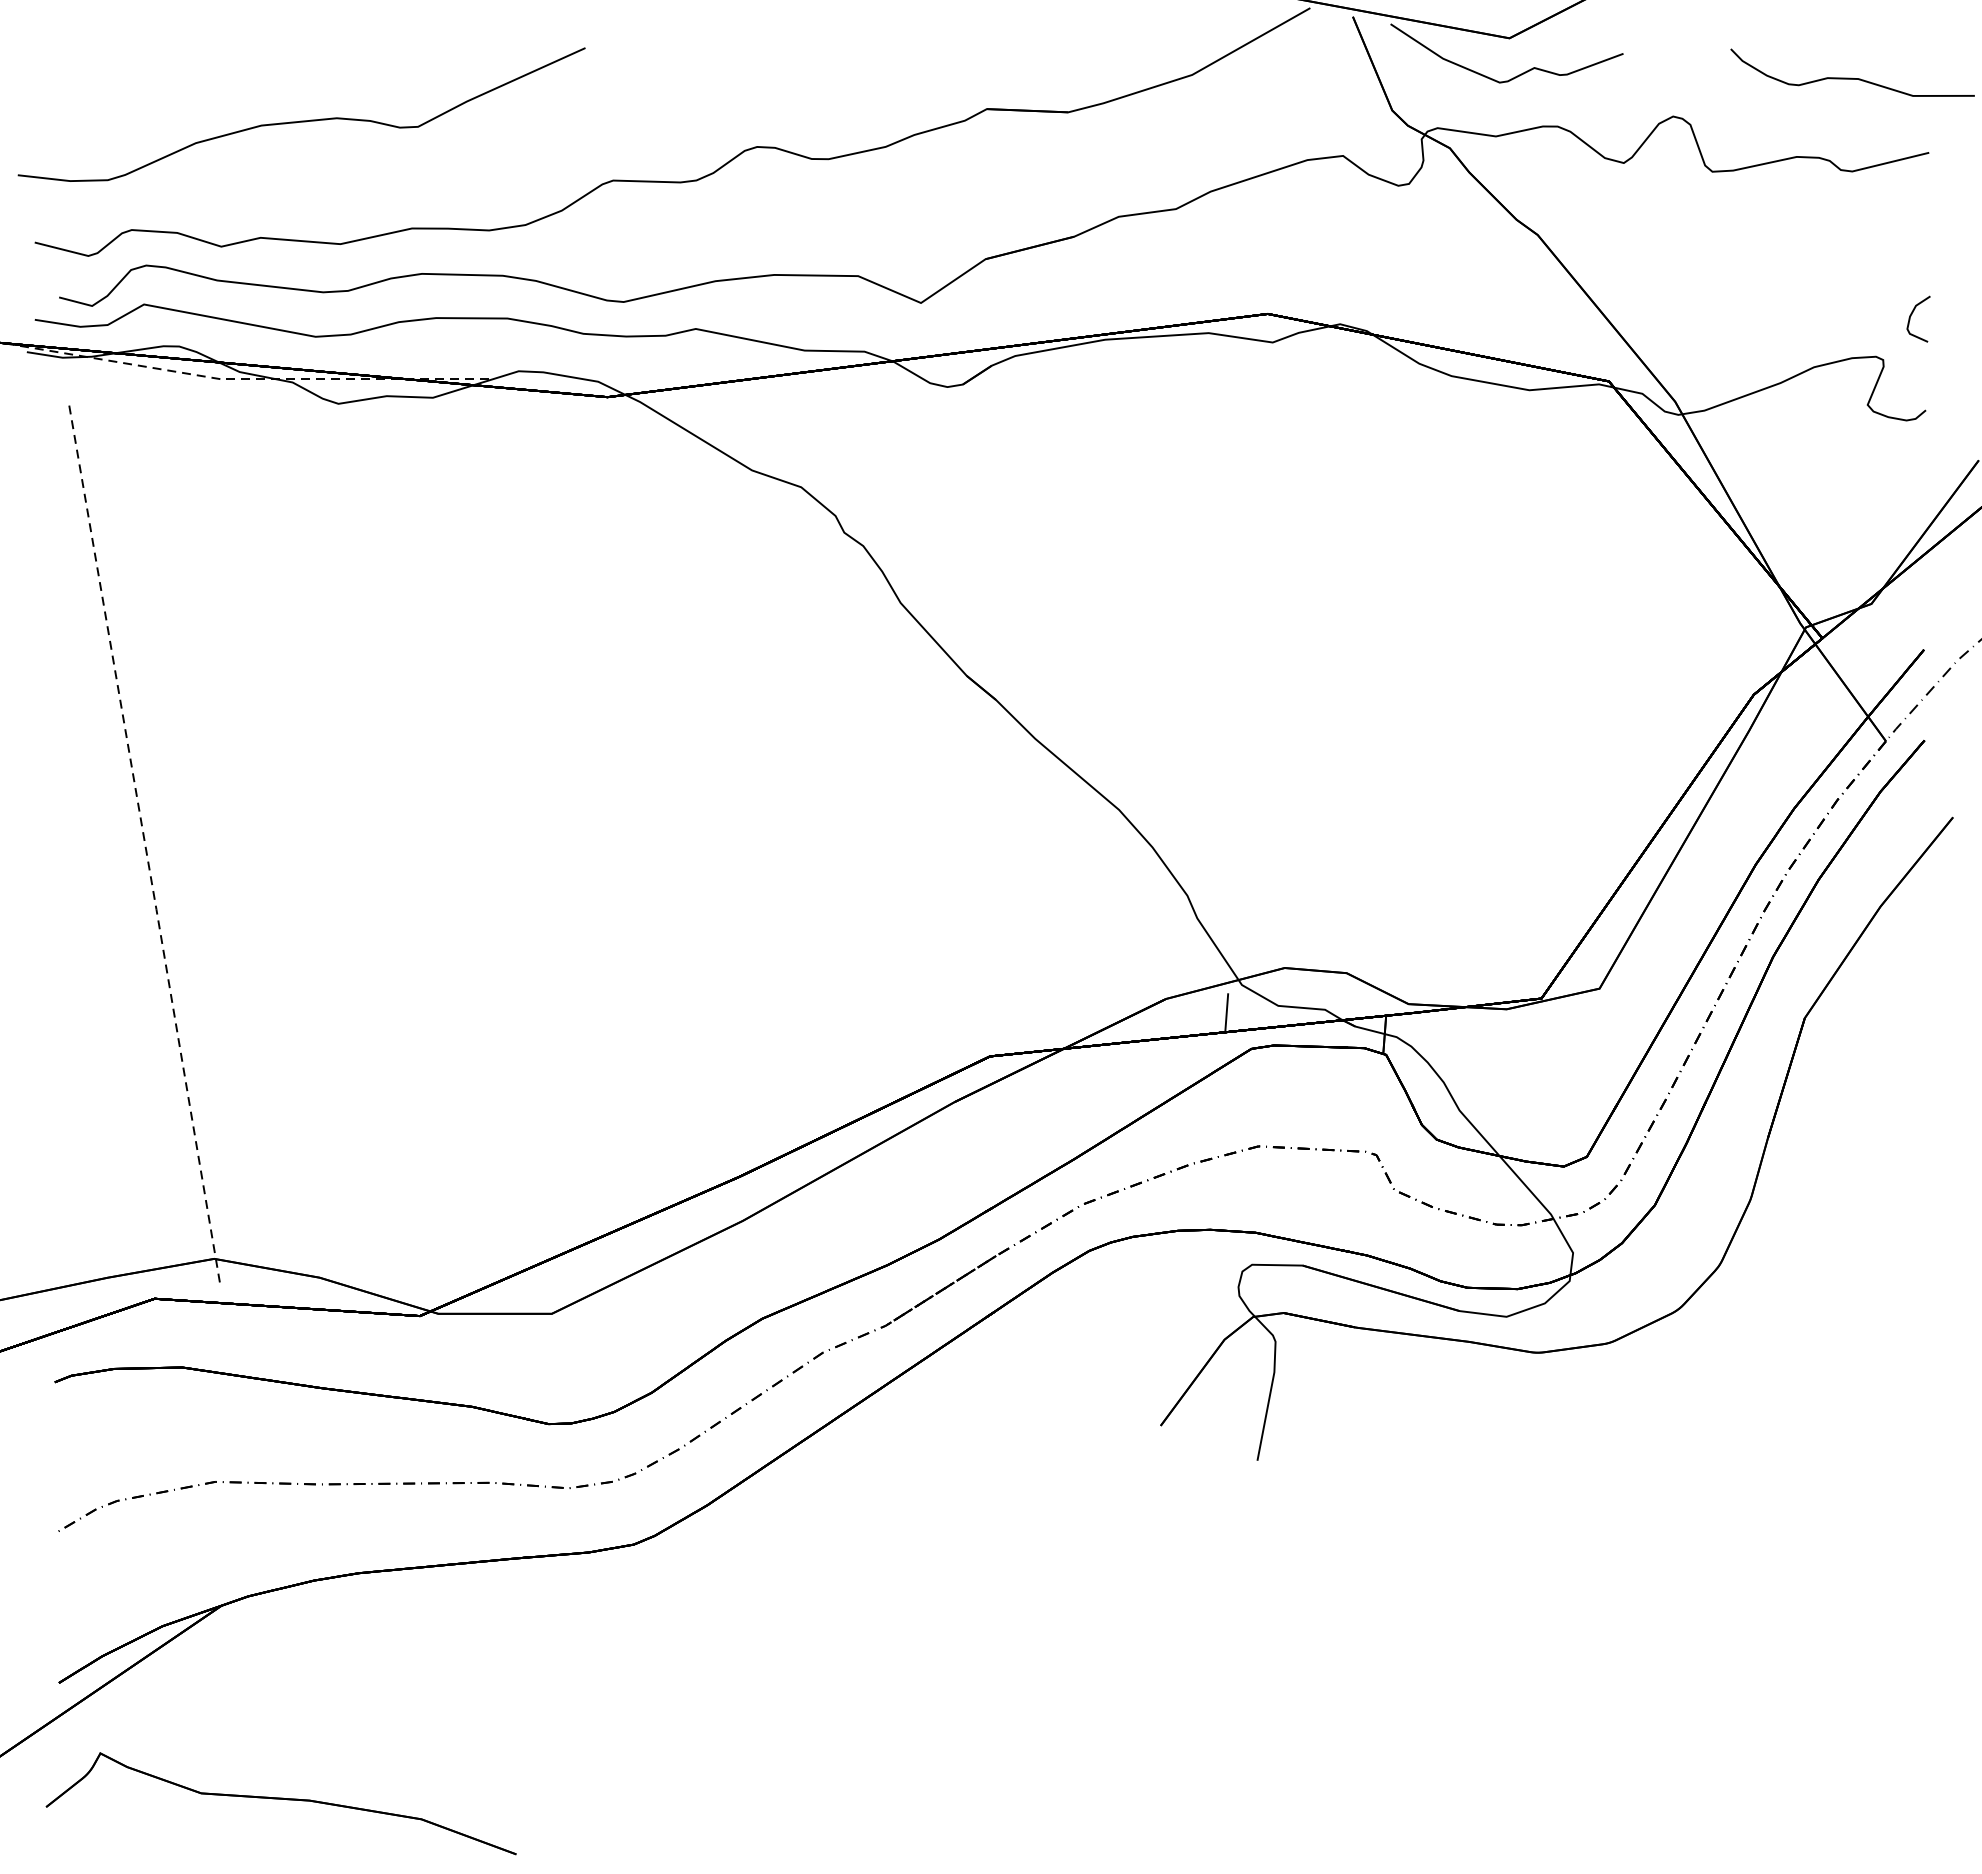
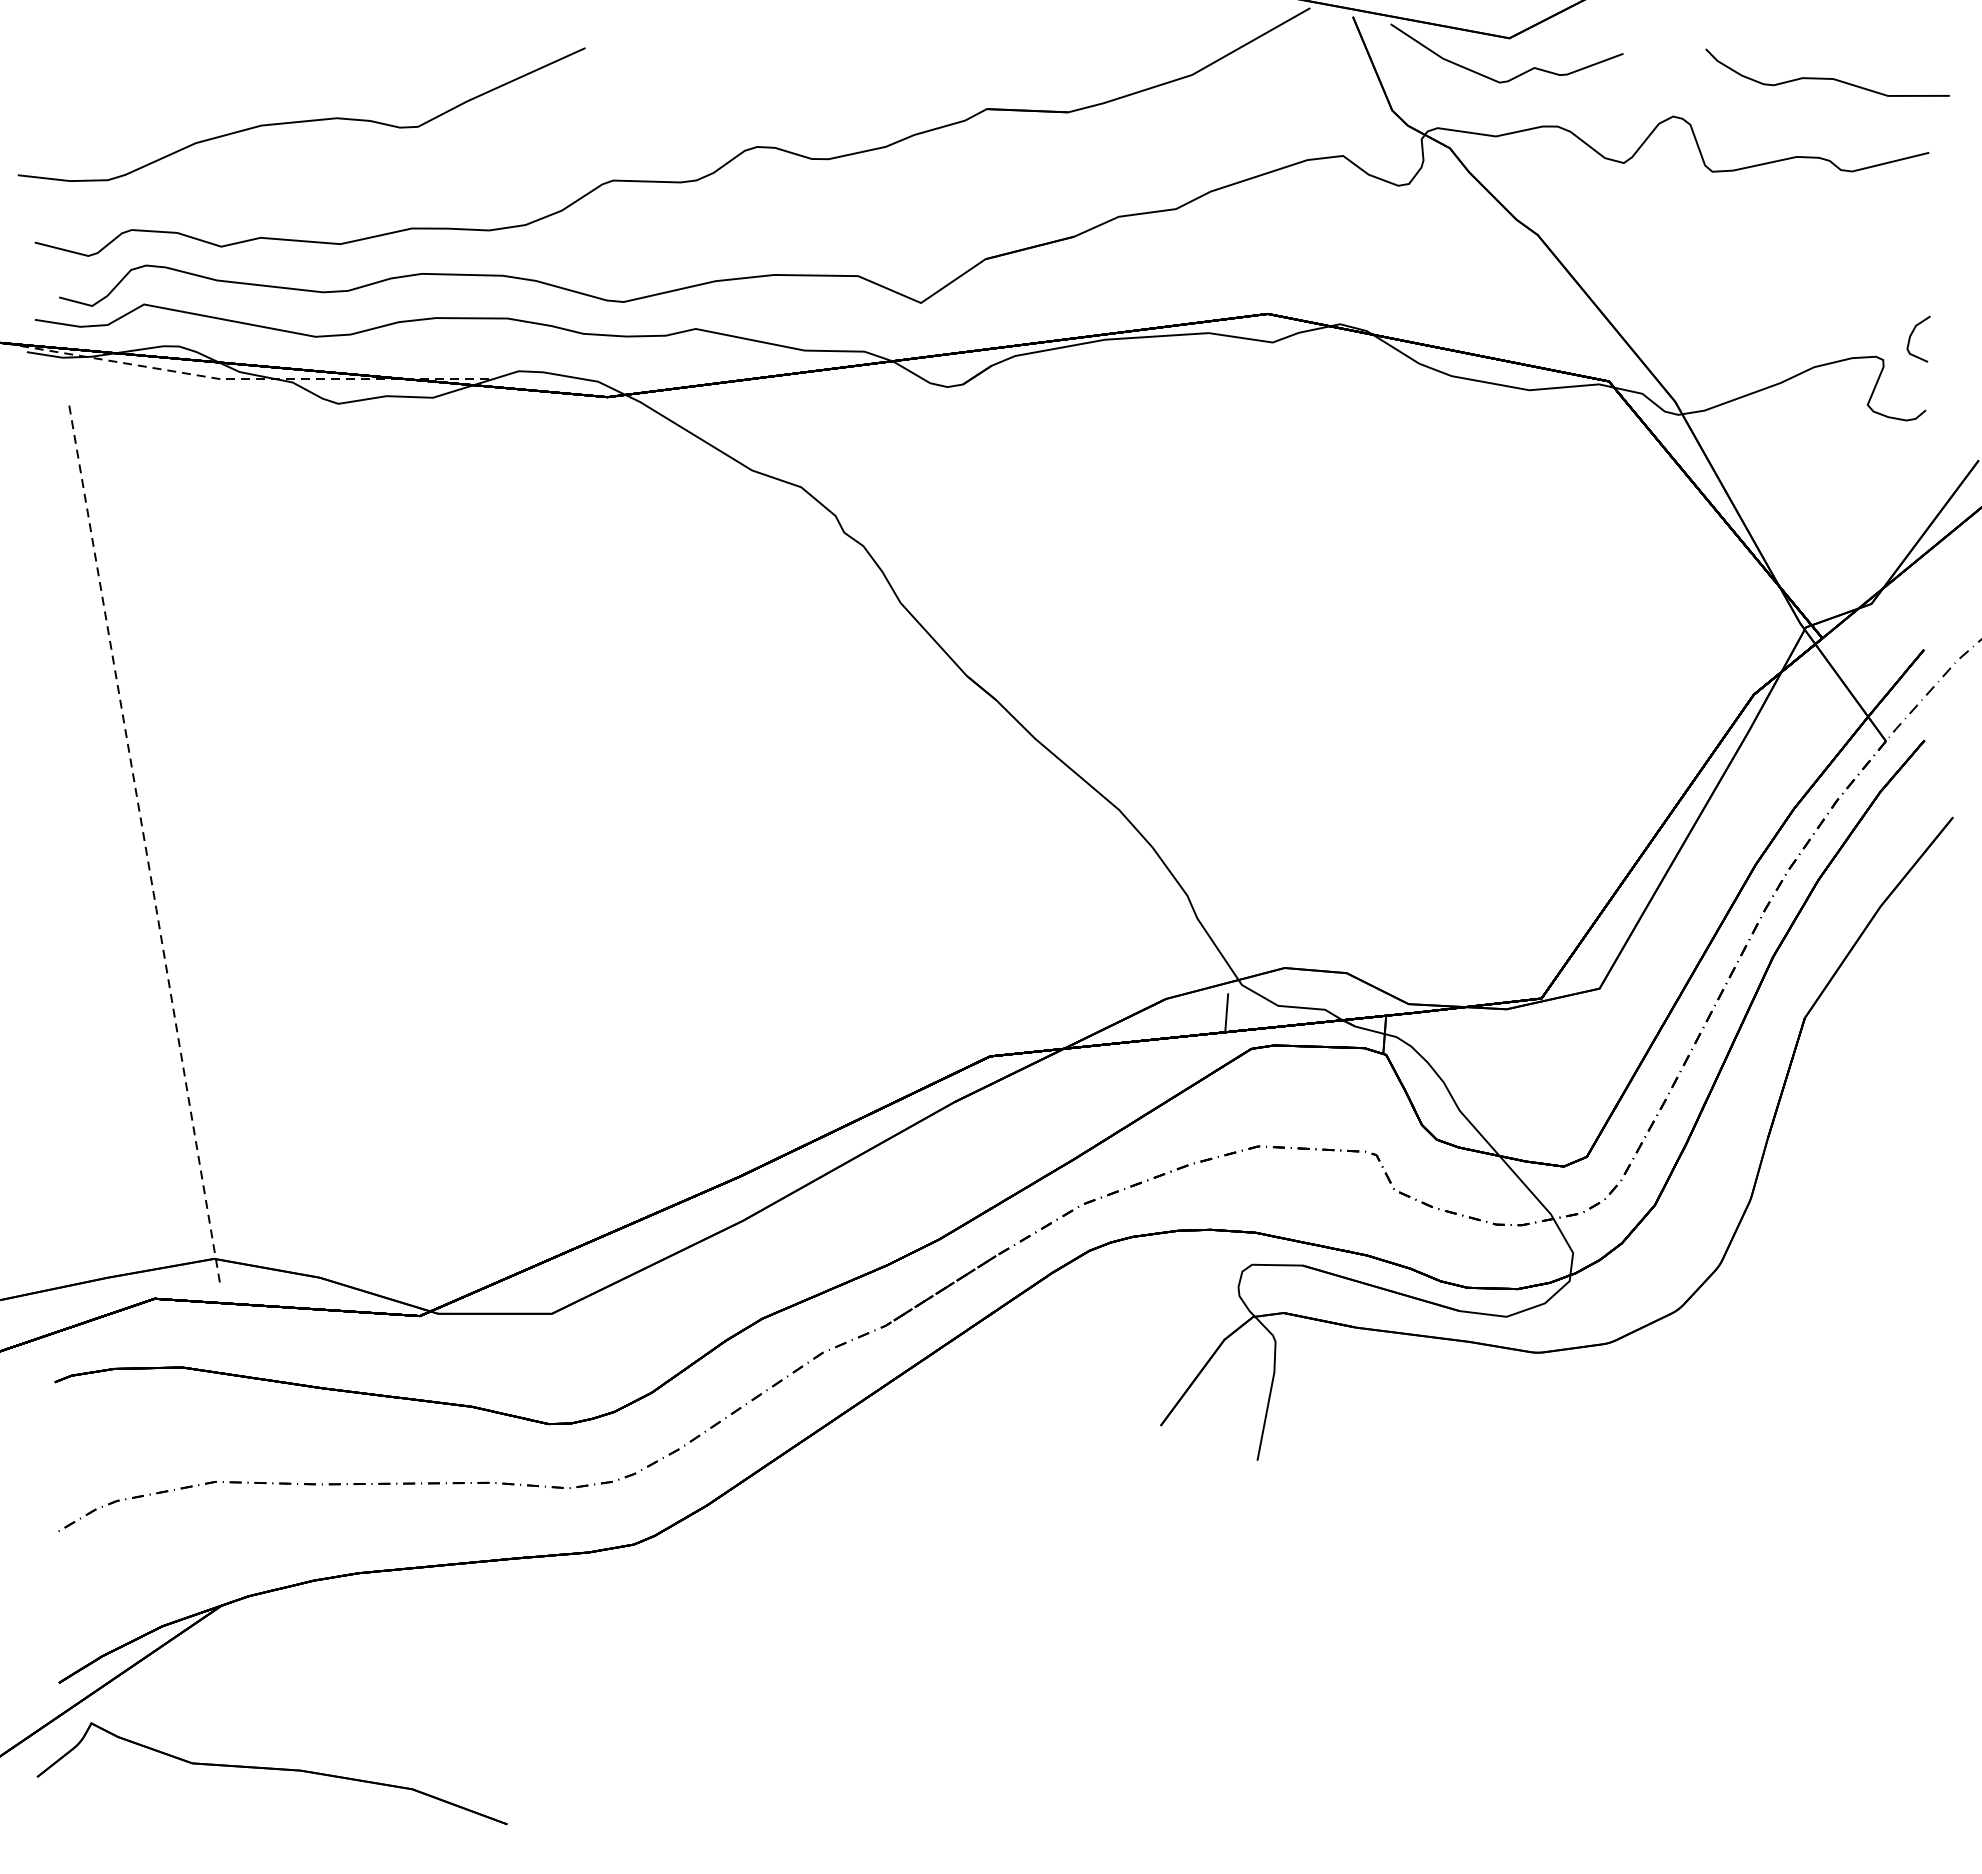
curve position: (1851, 77) -> (1826, 77) (1826, 77)
curve position: (1912, 314) -> (1912, 334) (1912, 334)
part position: (280, 1803) -> (271, 1773) (271, 1773)
